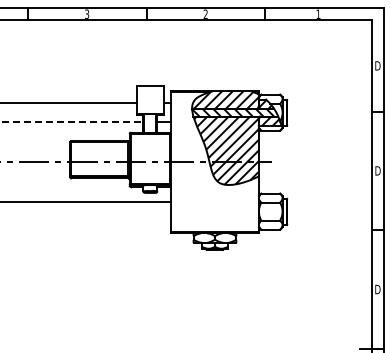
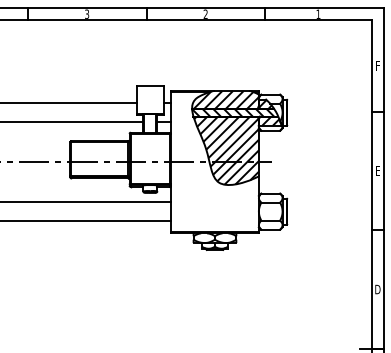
text: D -> F (377, 65)
line: dashed -> solid (72, 122)
text: D -> E (377, 170)
line: none -> present (86, 221)
